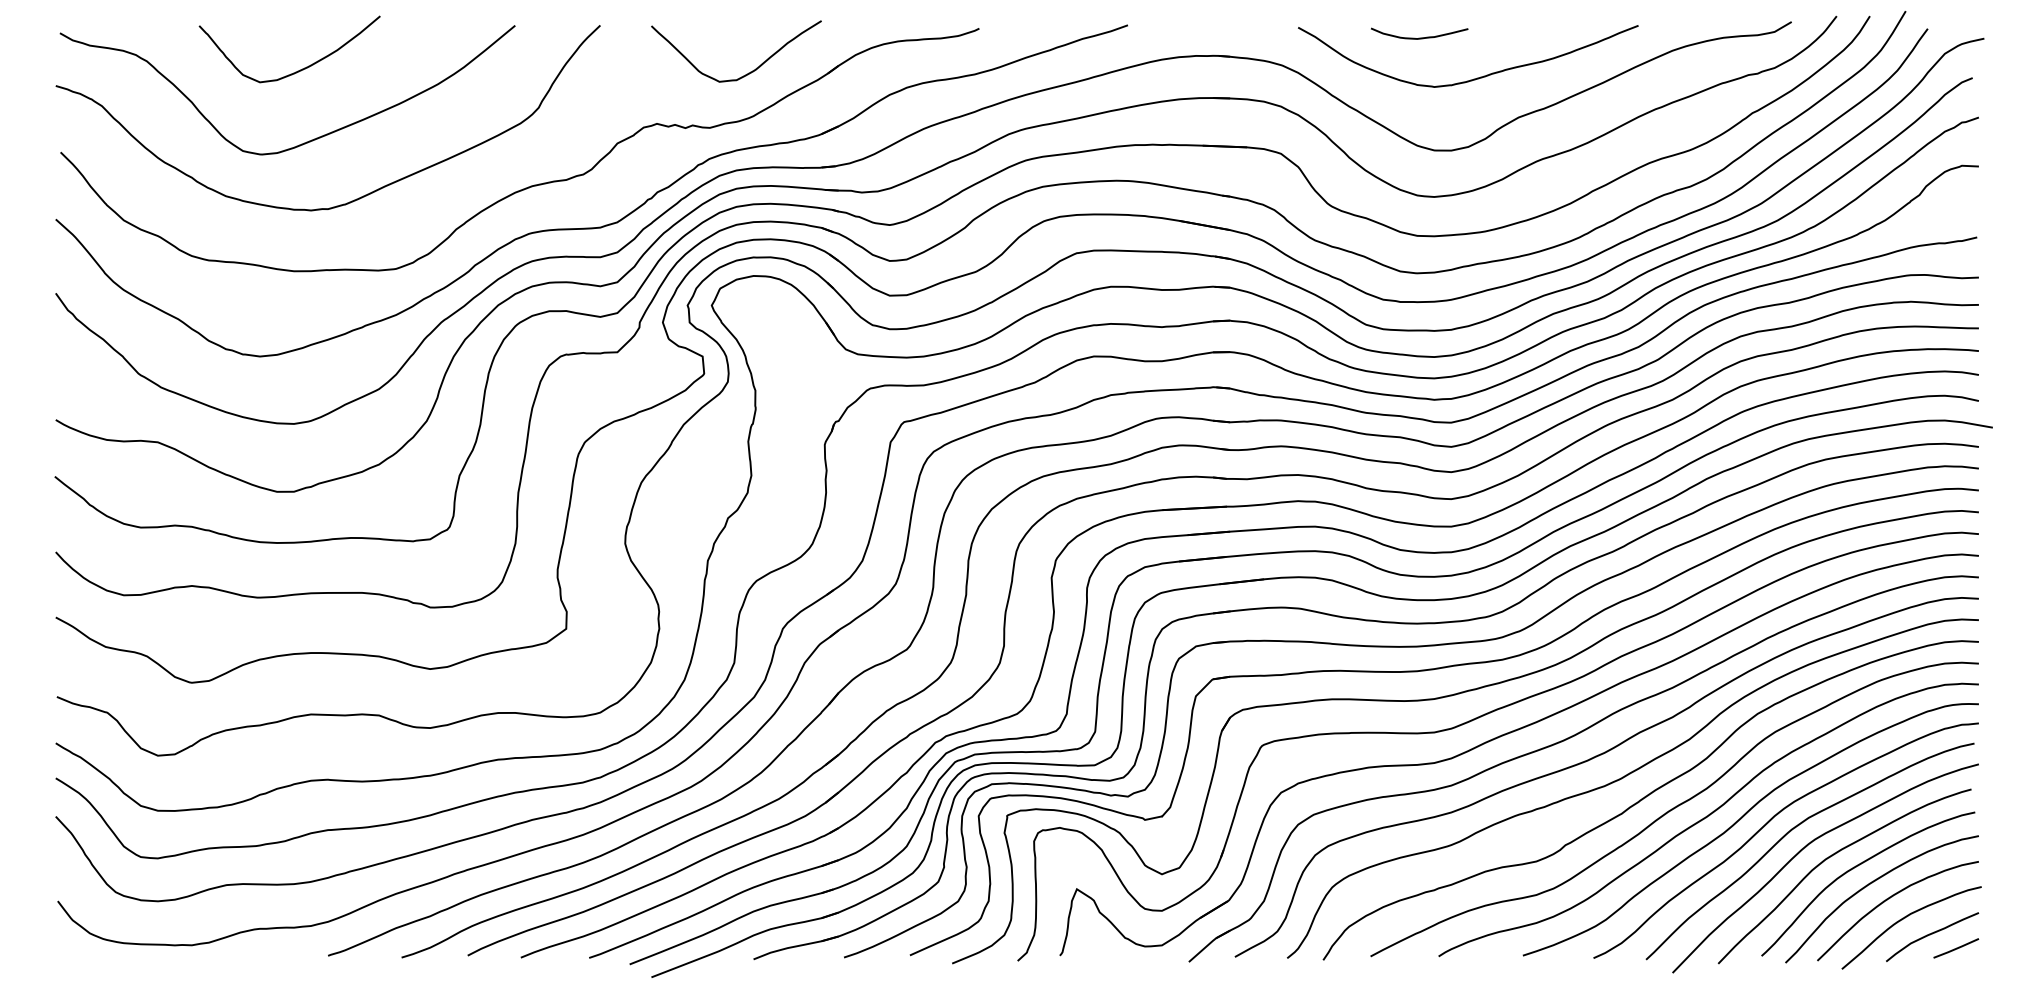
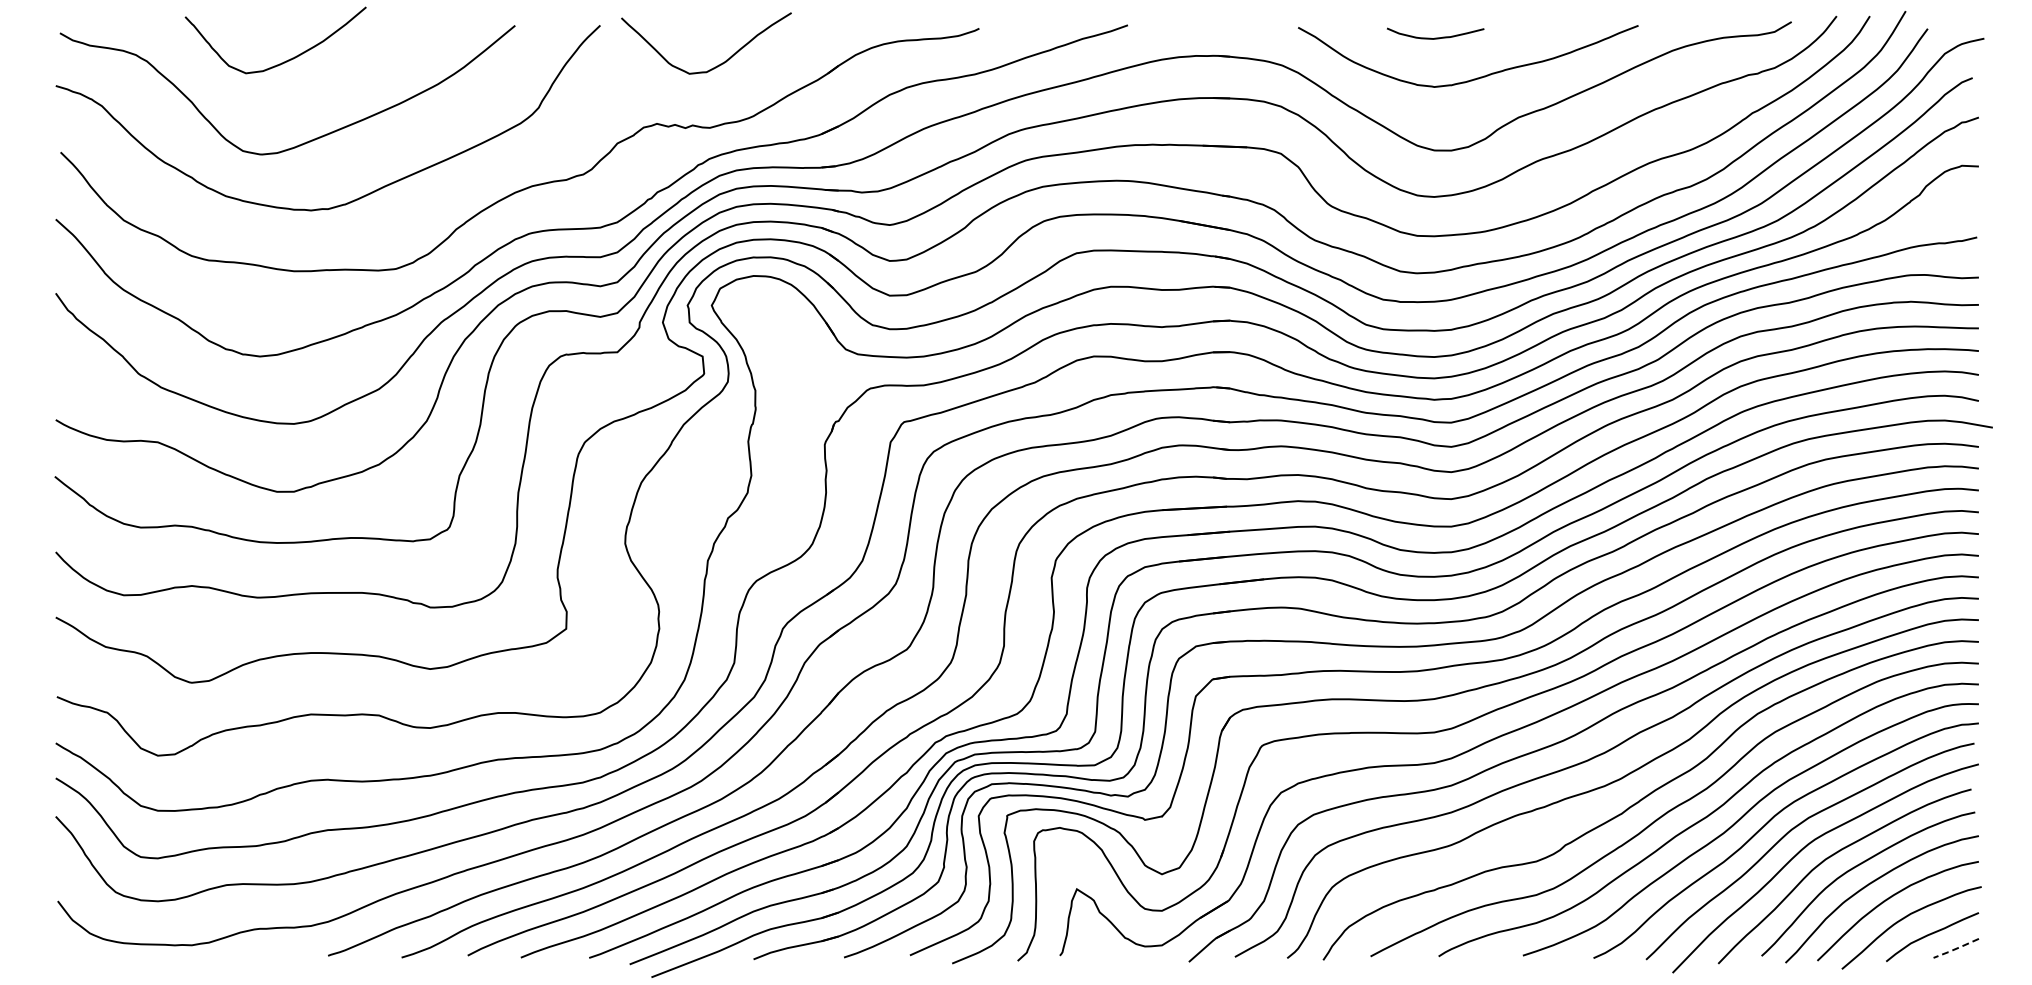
curve position: (1419, 37) -> (1435, 37) (1435, 37)
curve position: (297, 70) -> (283, 61) (283, 61)
curve position: (748, 72) -> (718, 64) (718, 64)
line: solid -> dashed (1956, 948)
